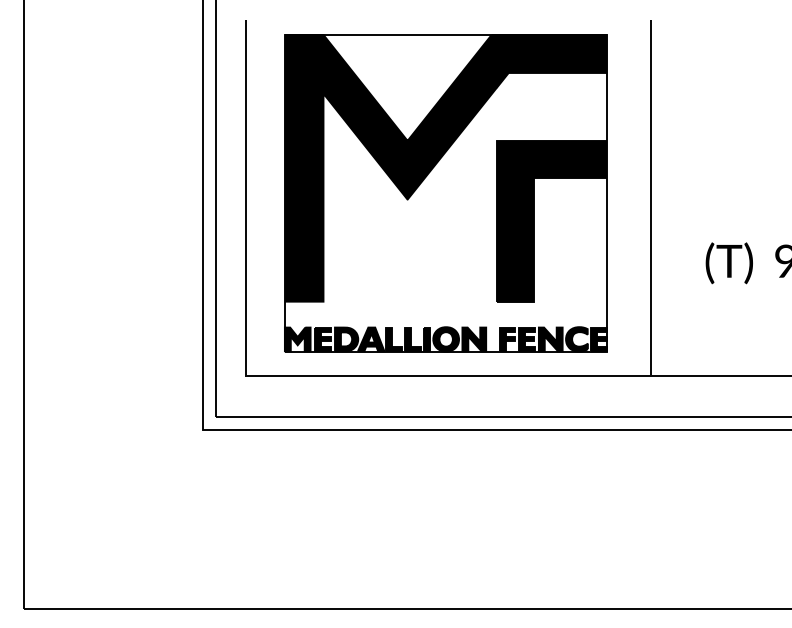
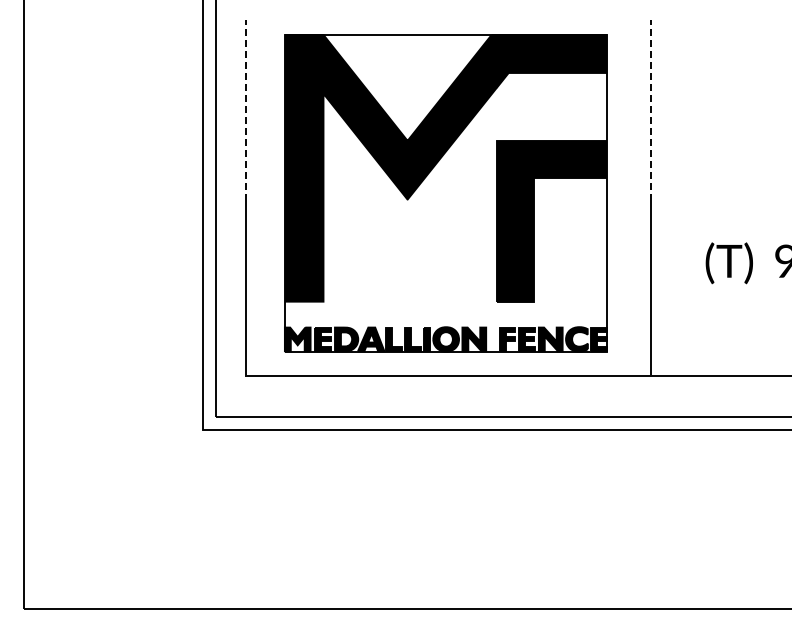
line: solid -> dashed (246, 110)
line: solid -> dashed (650, 110)
